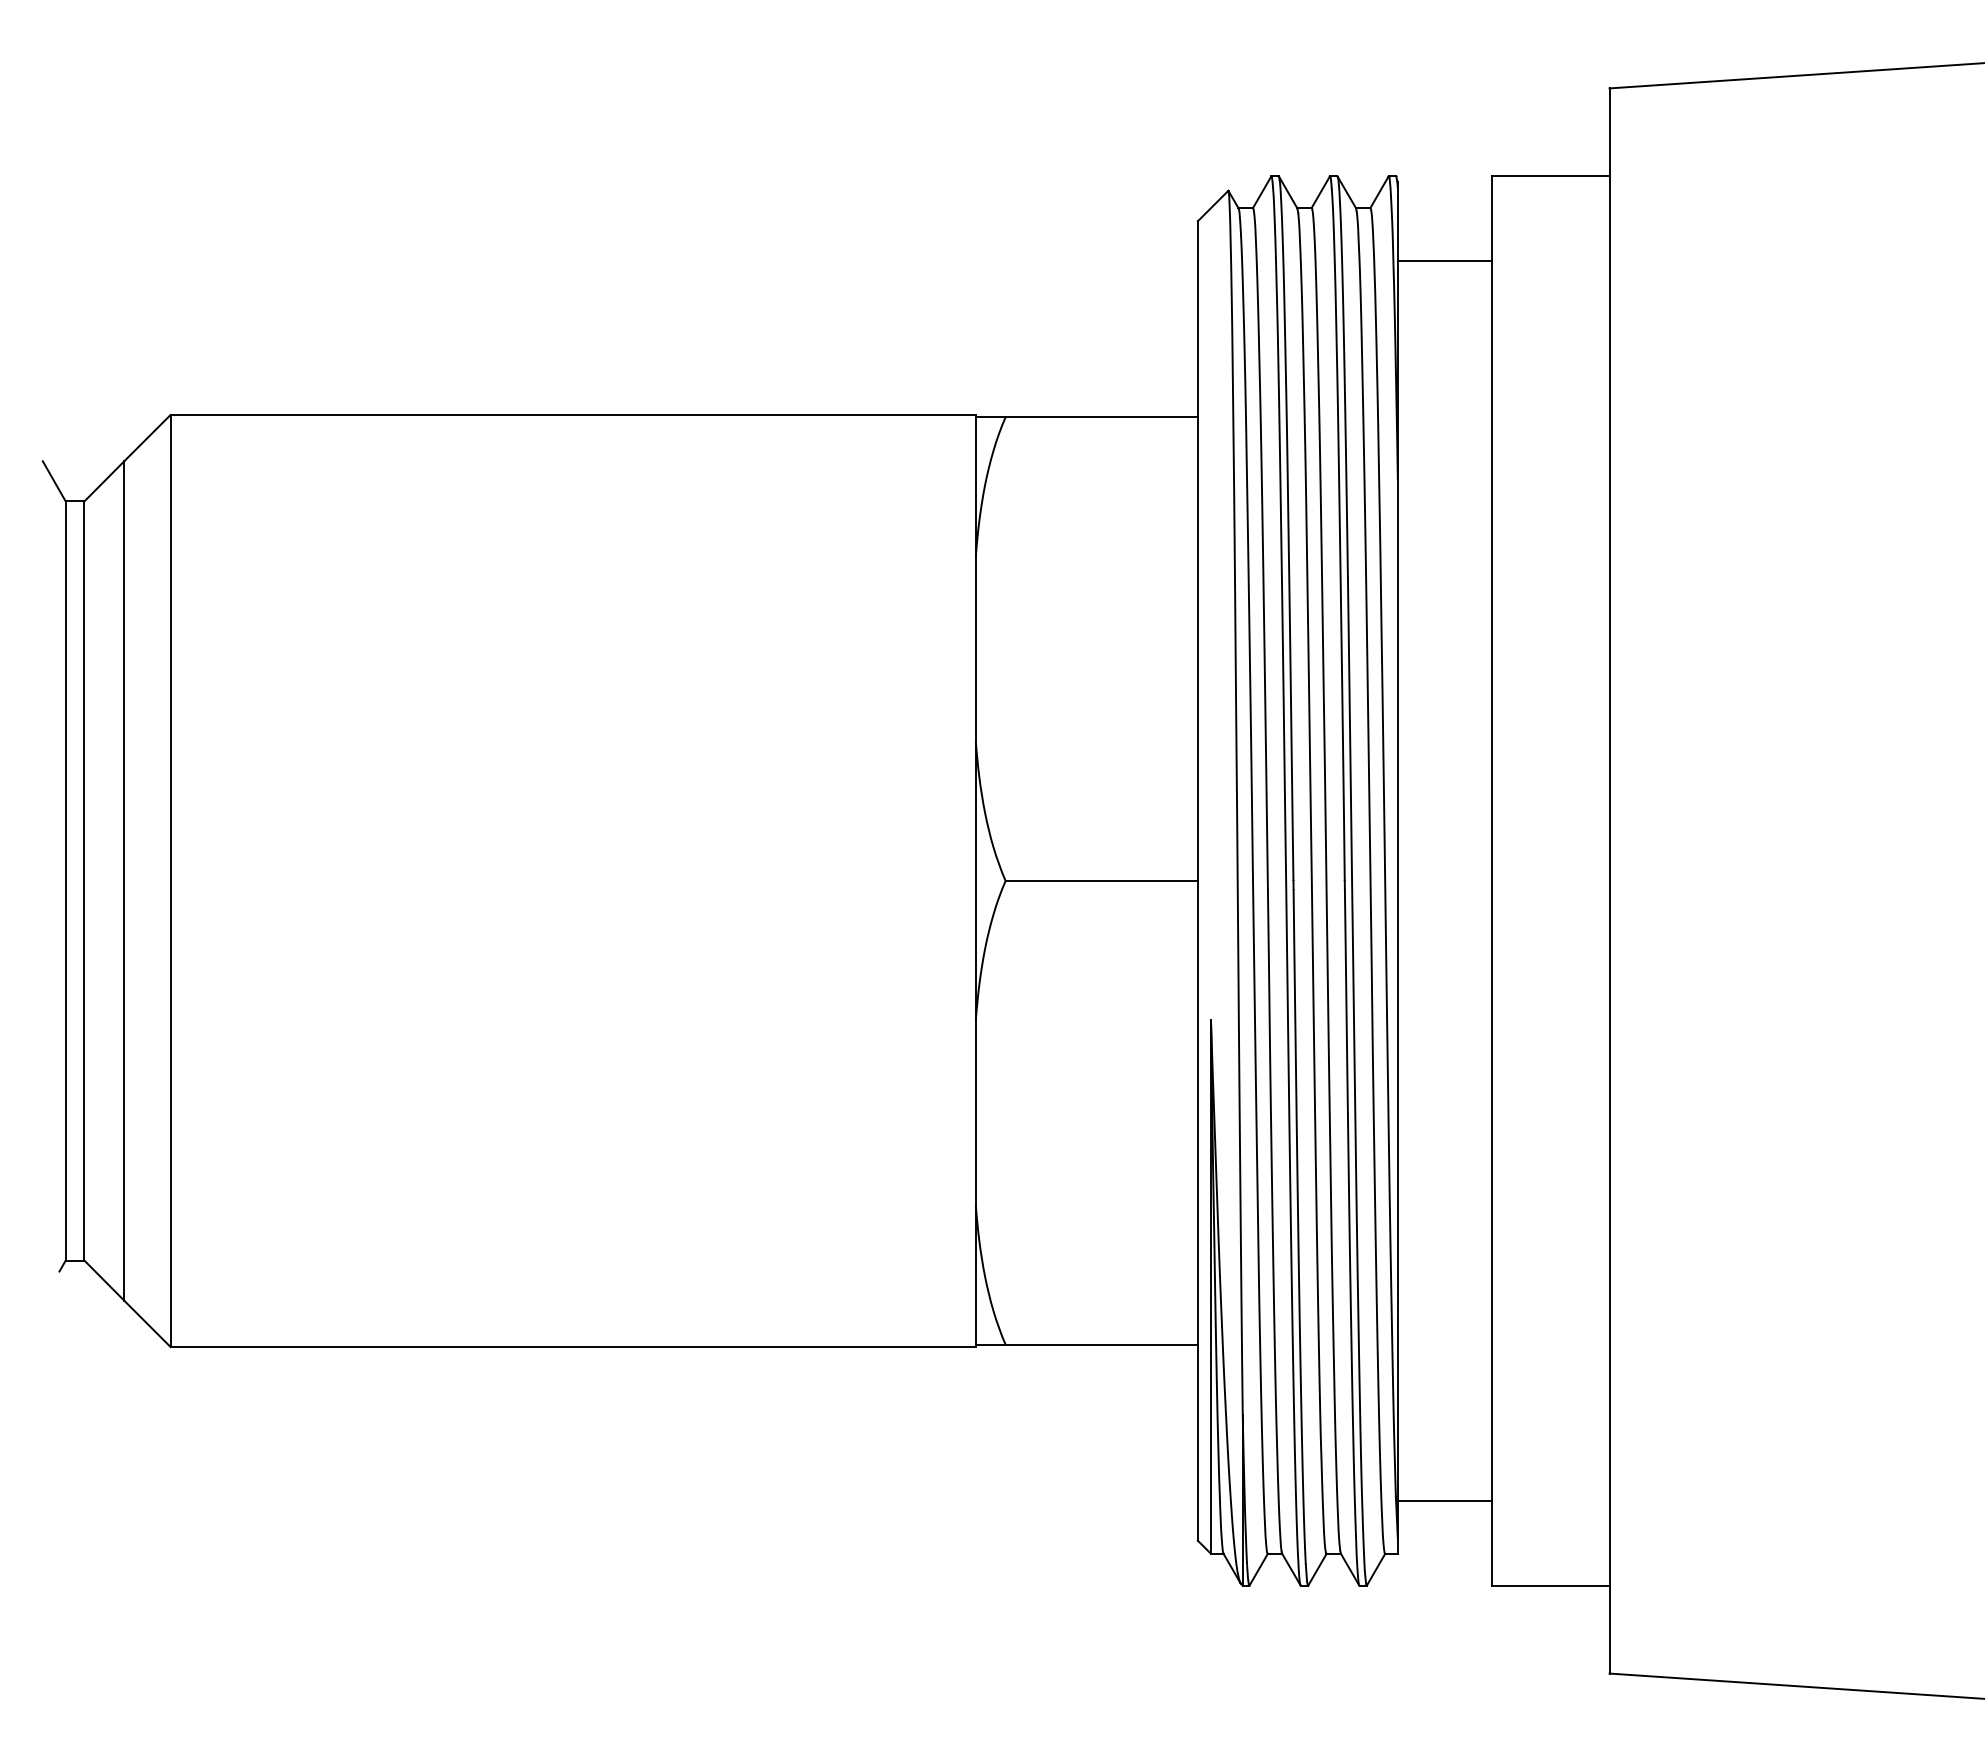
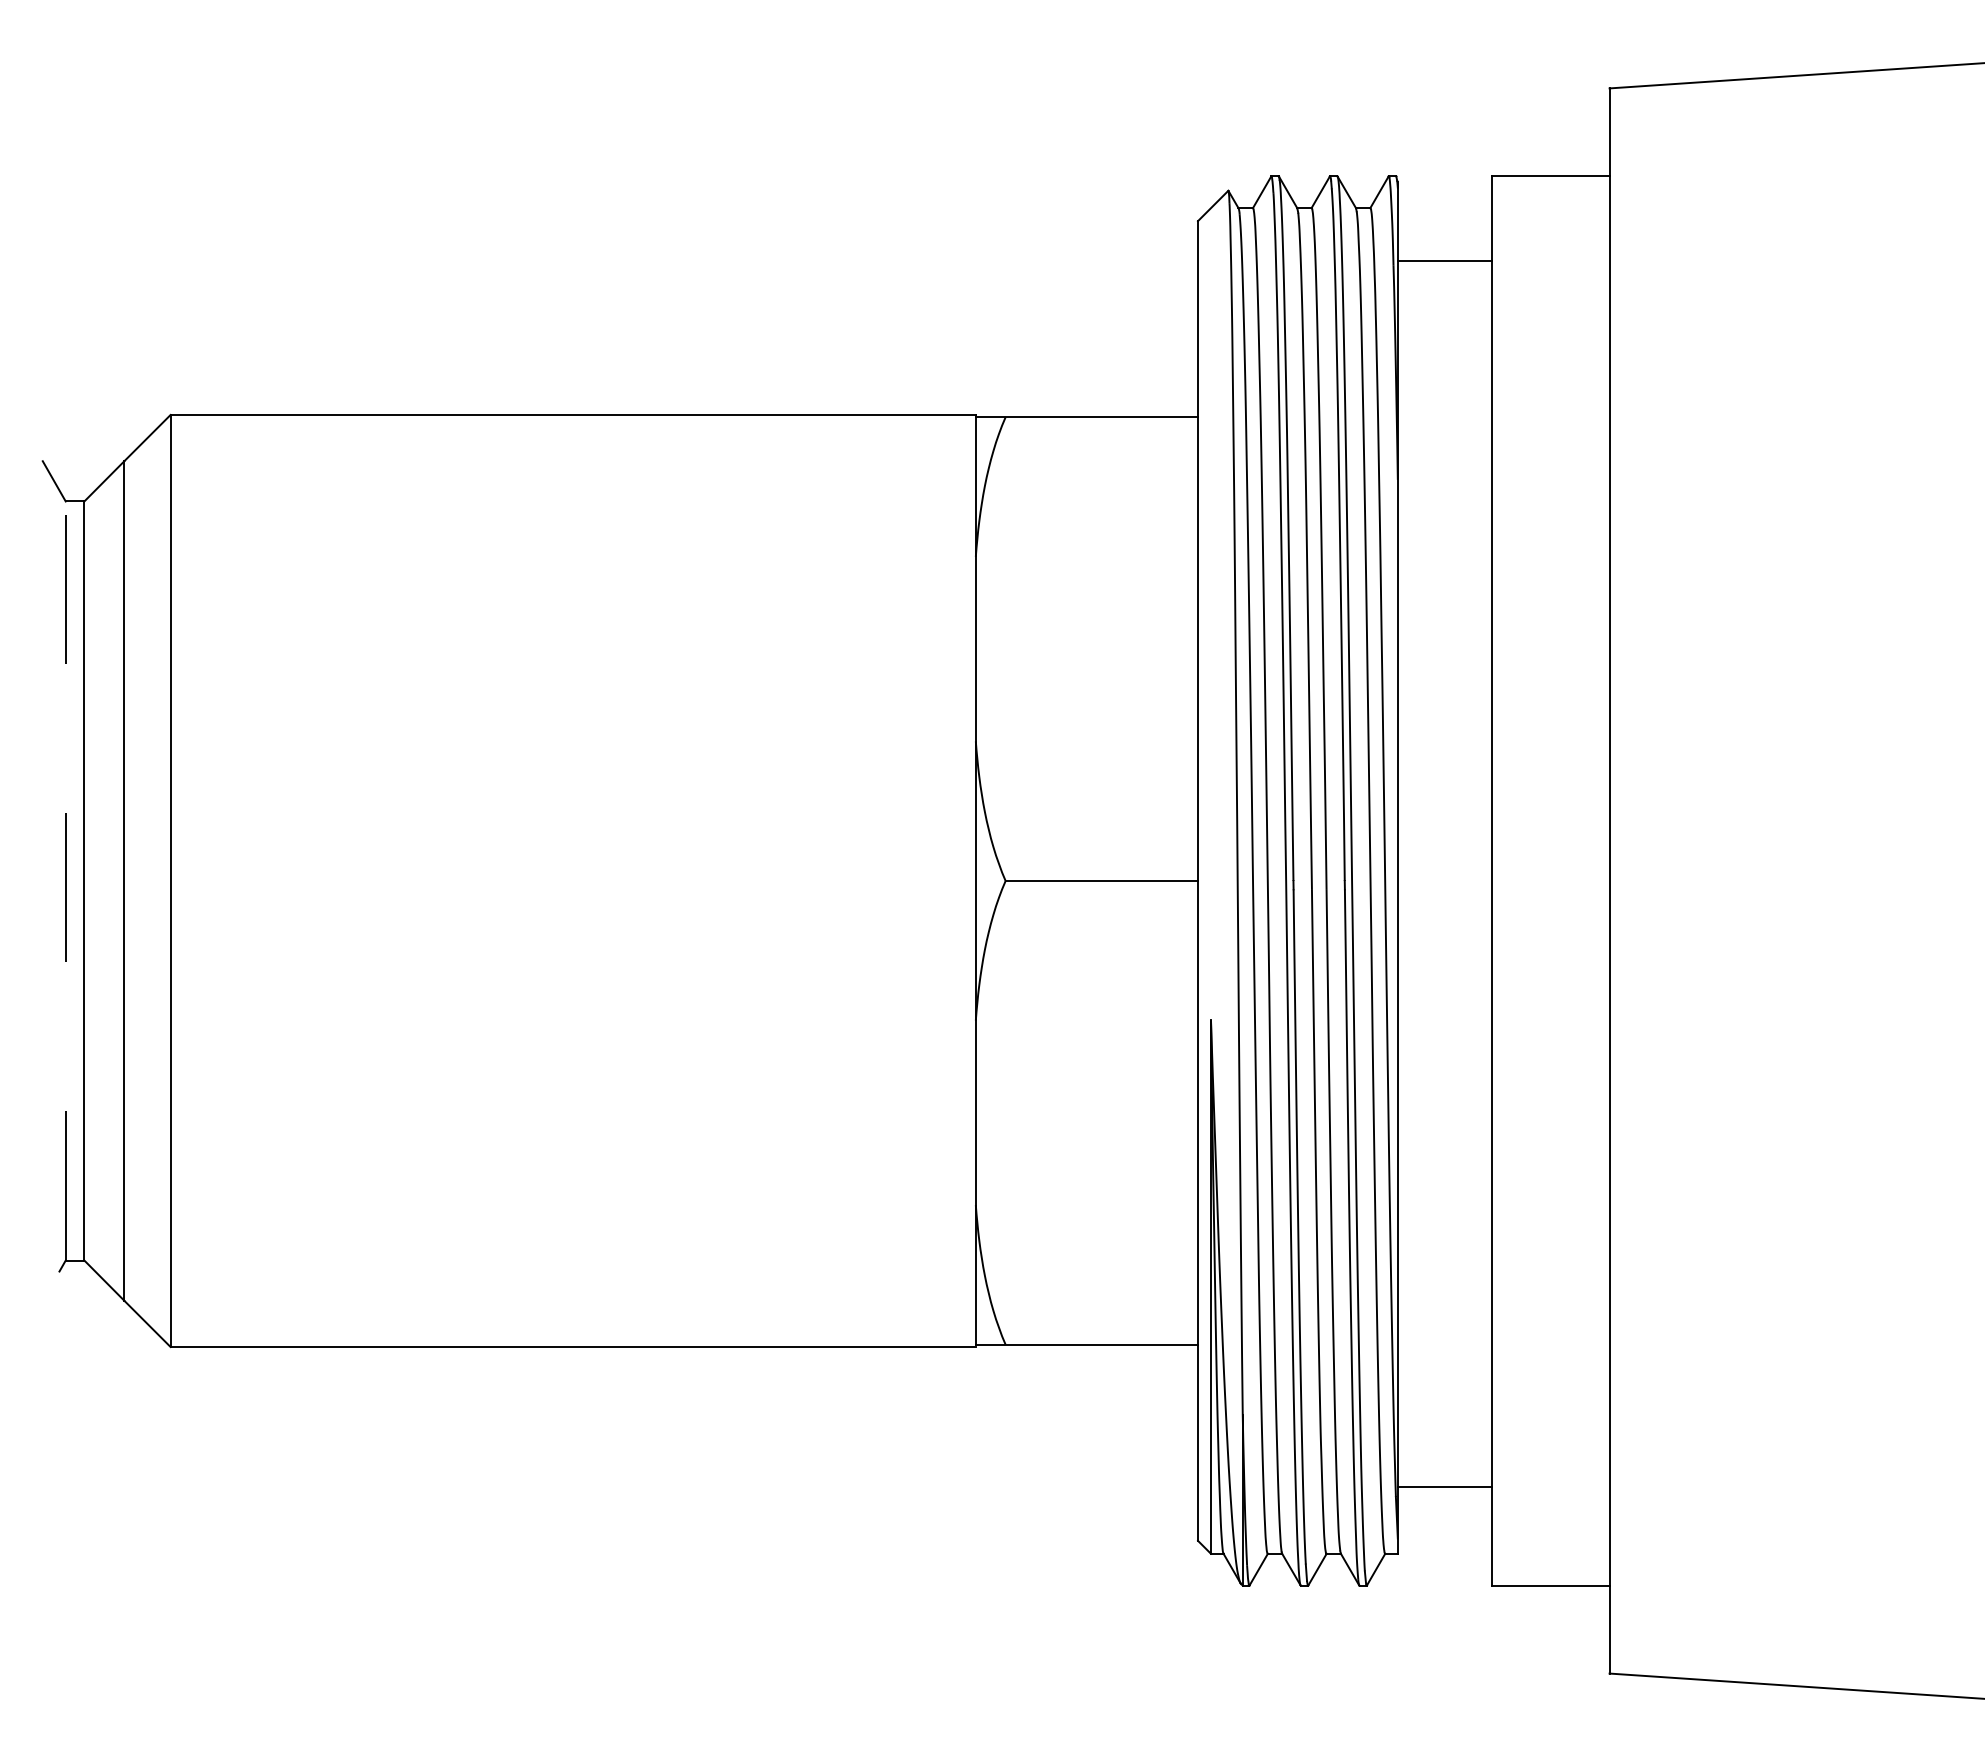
line: solid -> dashed (65, 880)
line position: (1444, 1501) -> (1444, 1487) (1444, 1487)
